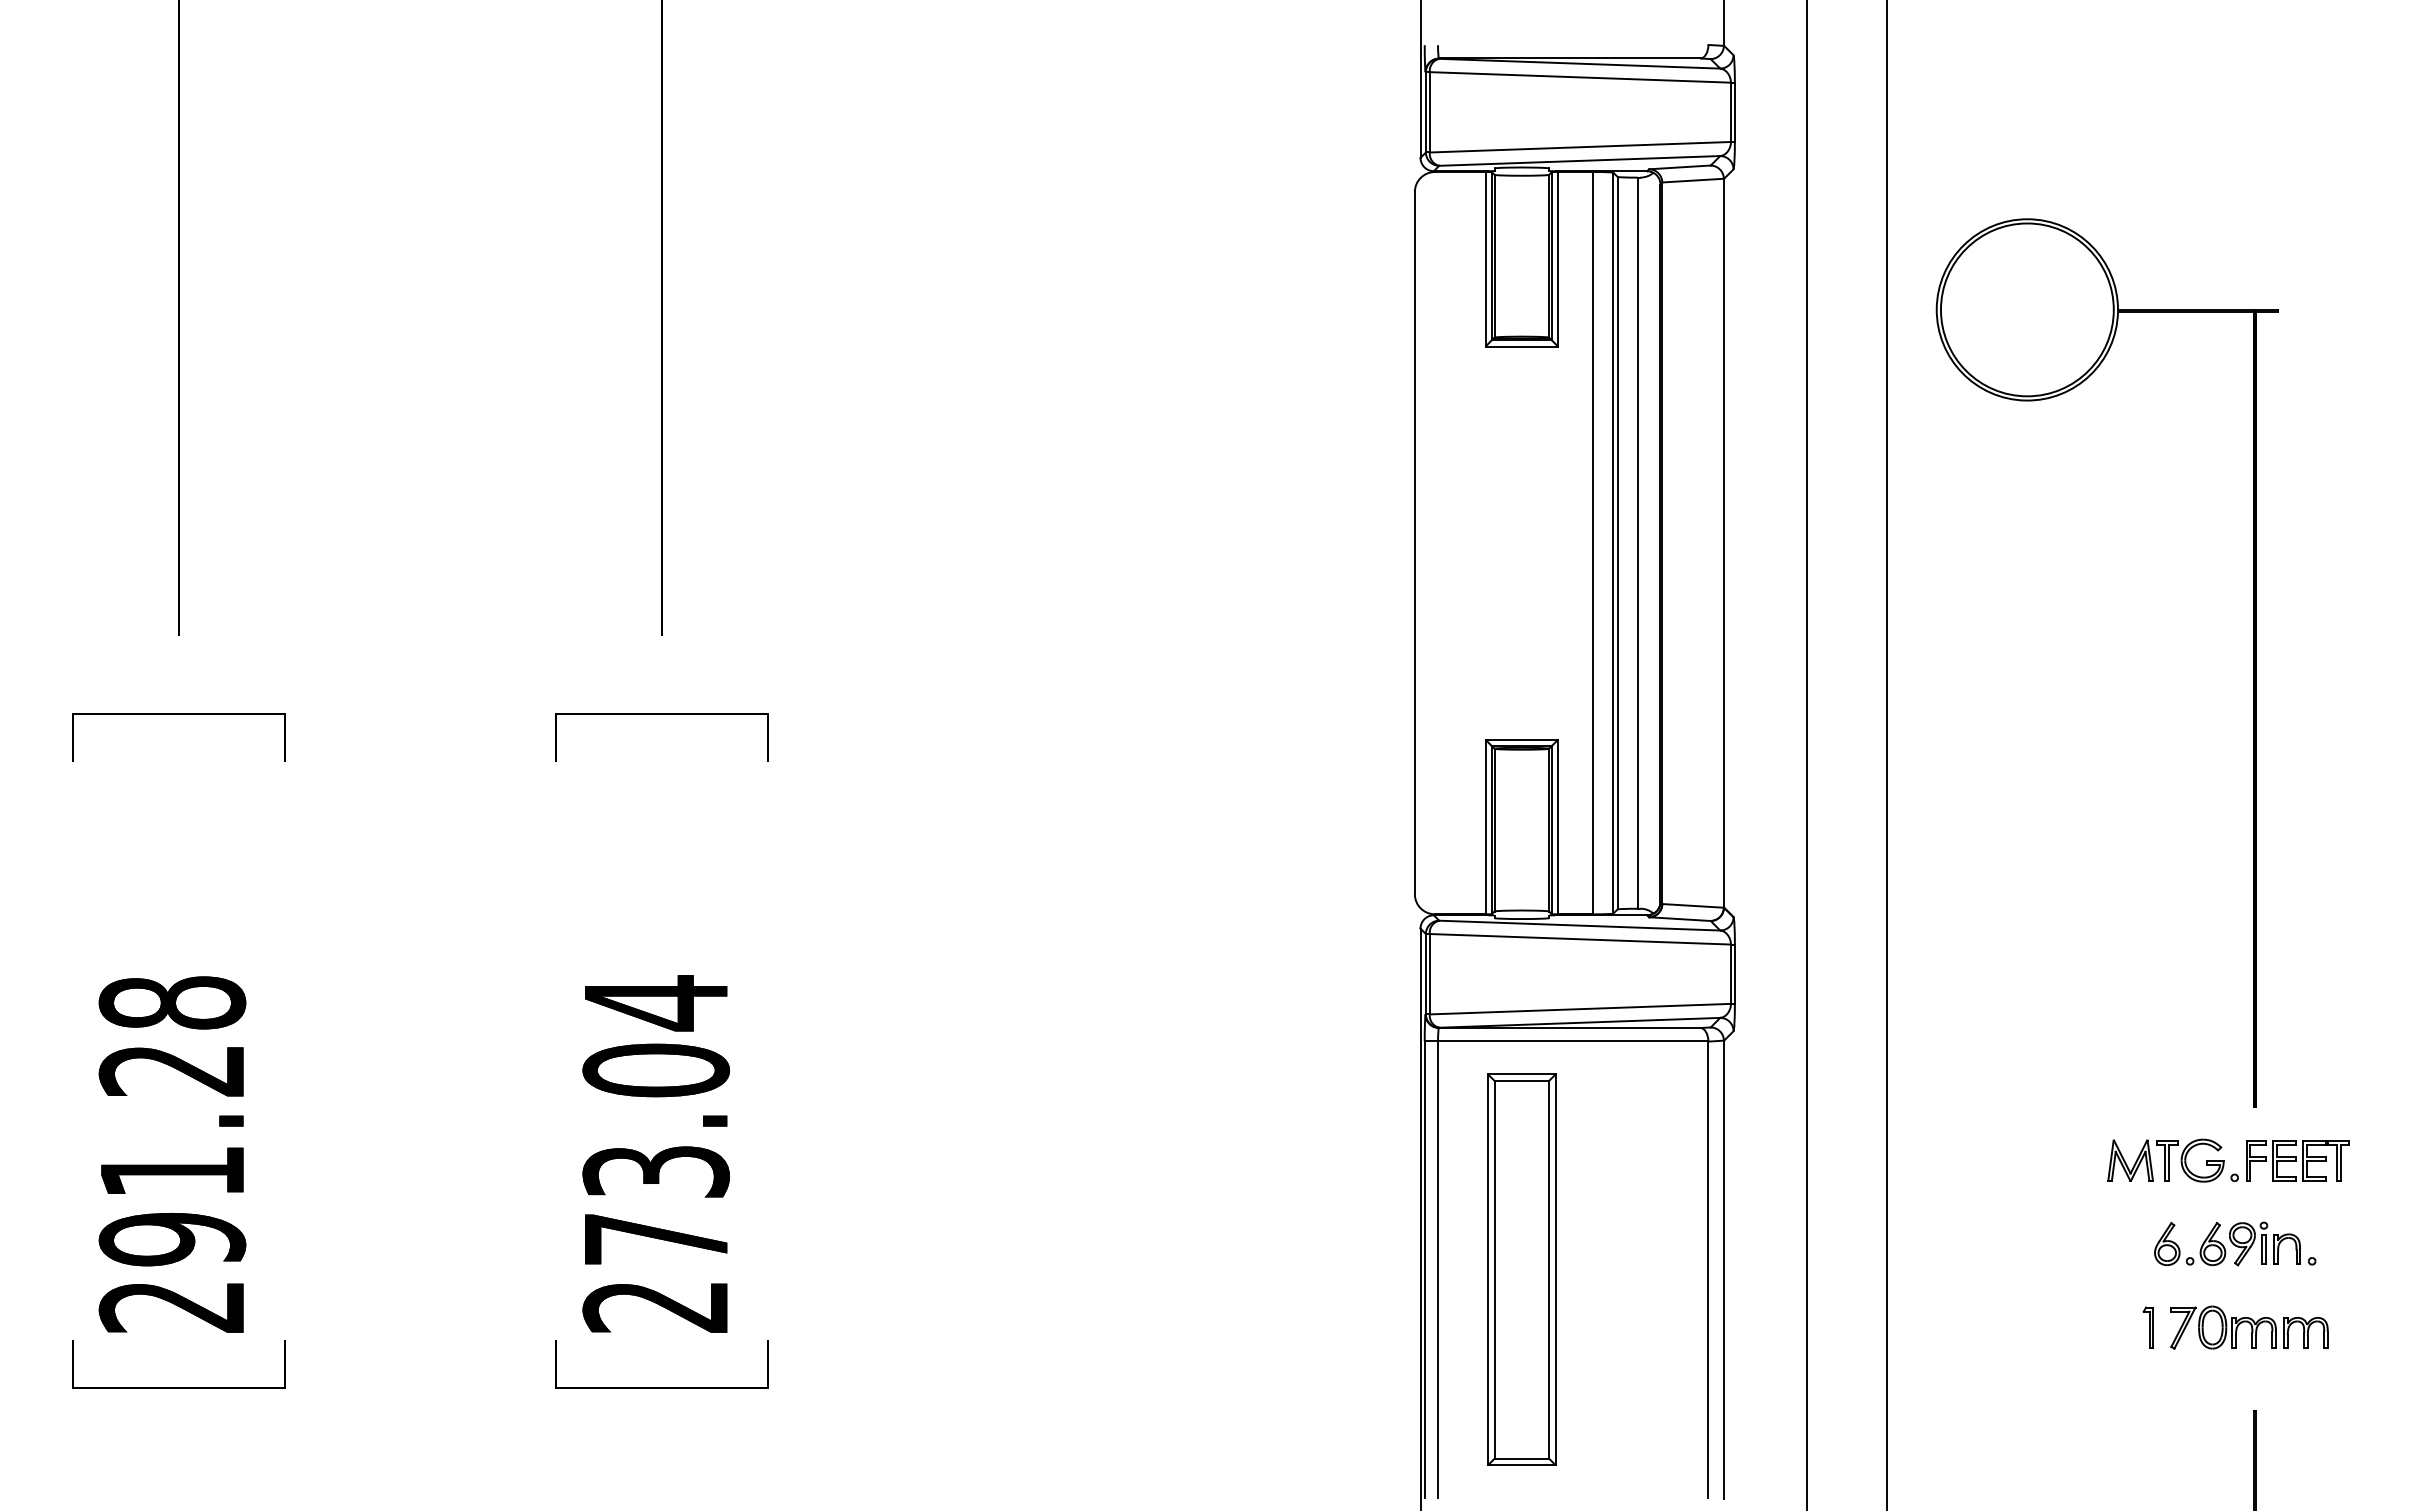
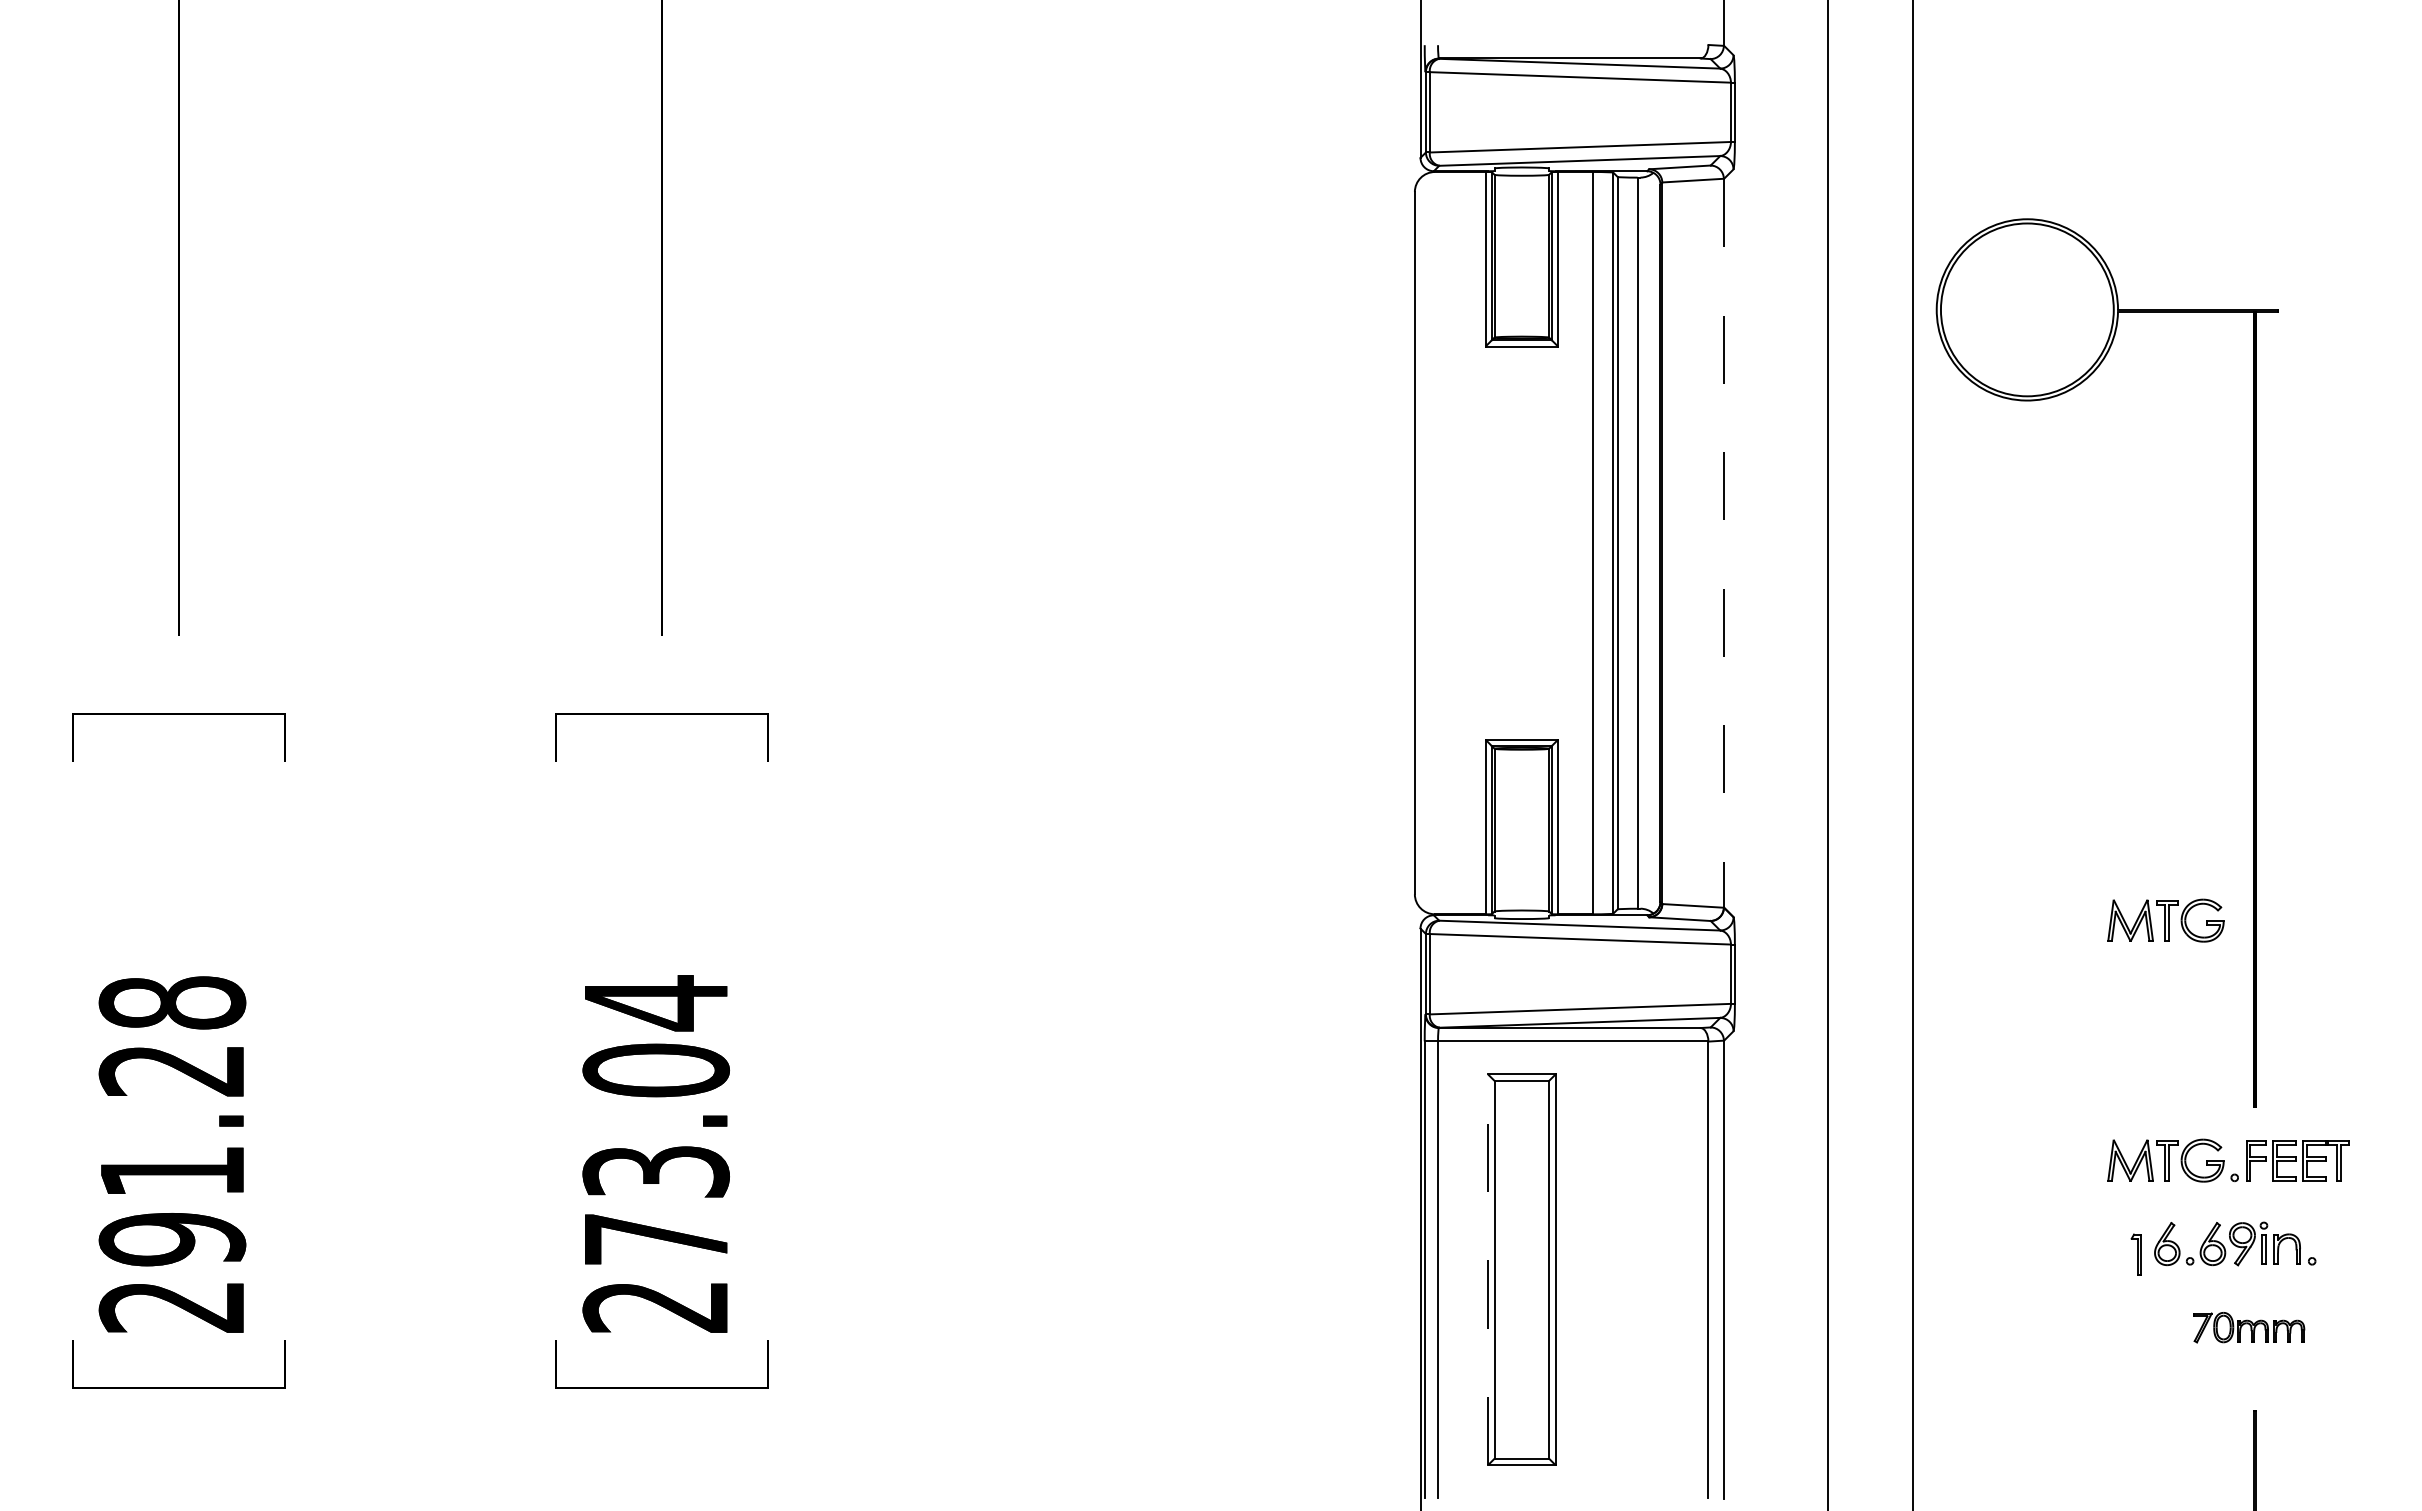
line: solid -> dashed (1723, 543)
line position: (1806, 754) -> (1827, 754) (1827, 754)
line position: (1886, 754) -> (1912, 754) (1912, 754)
part: none -> present (2165, 920)
line: solid -> dashed (1488, 1269)
part position: (2147, 1327) -> (2135, 1254) (2135, 1254)
part size: 159x45 px -> 113x32 px (2249, 1327)
